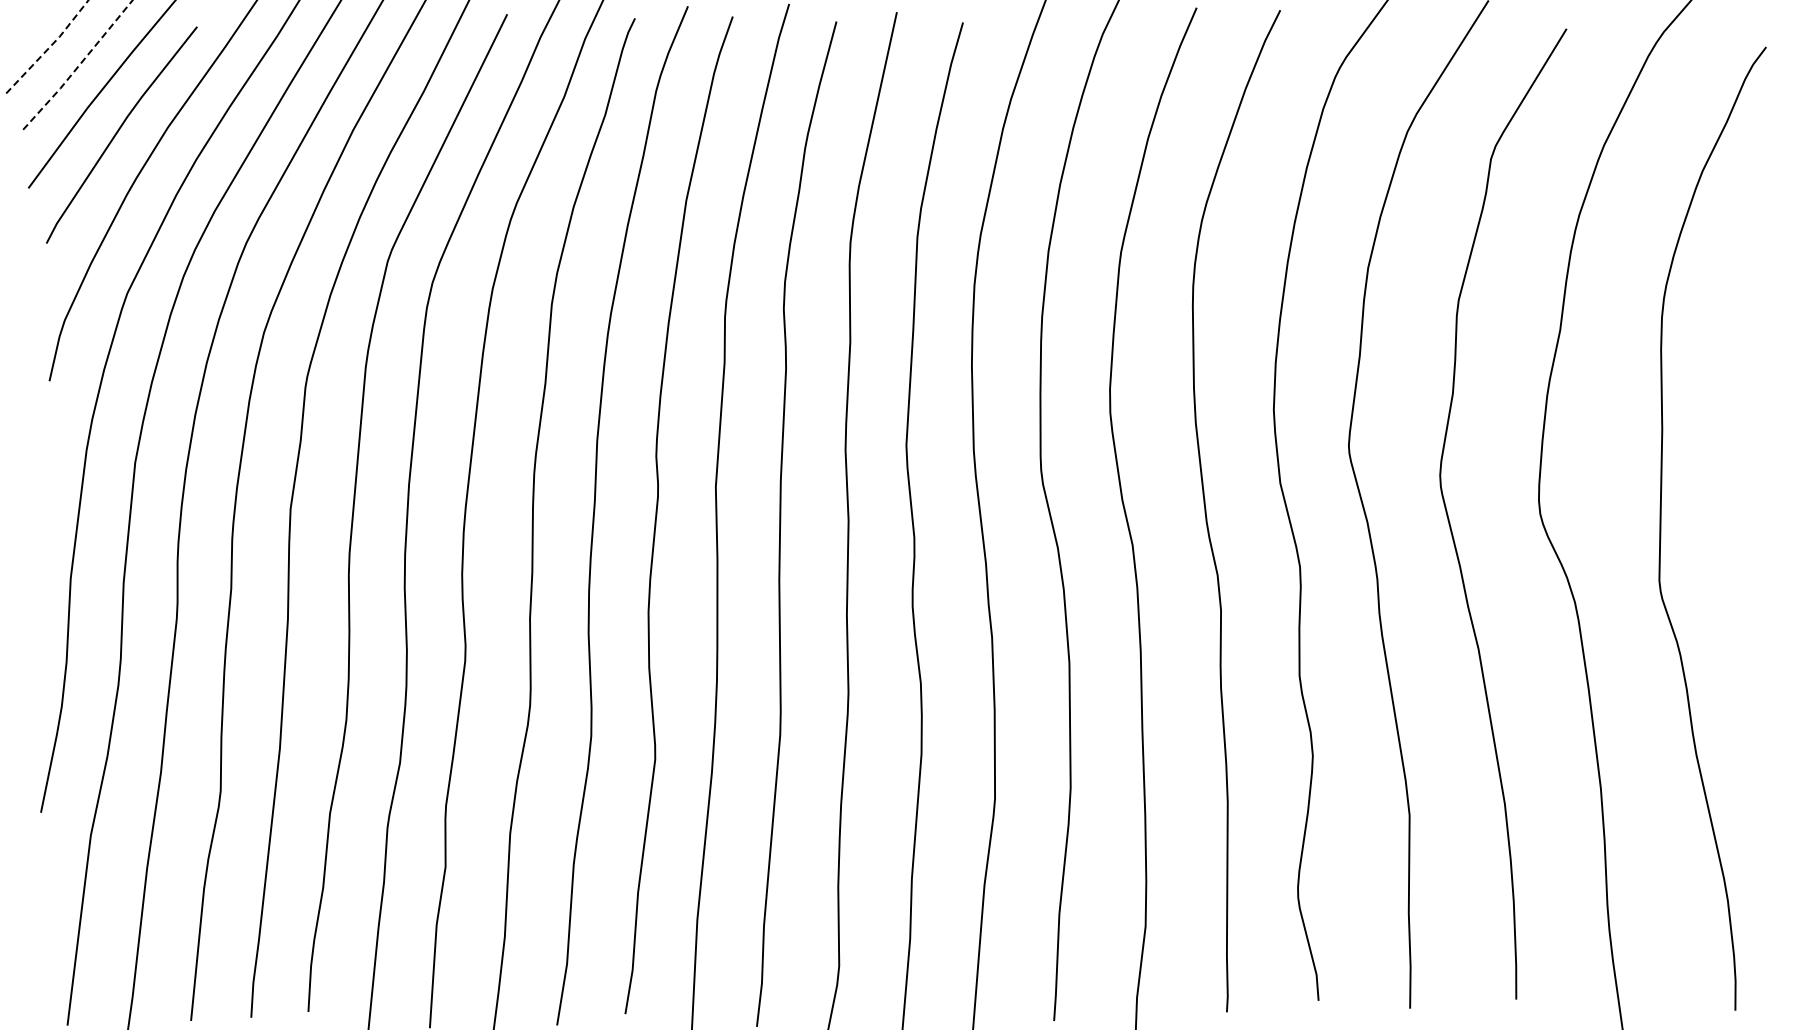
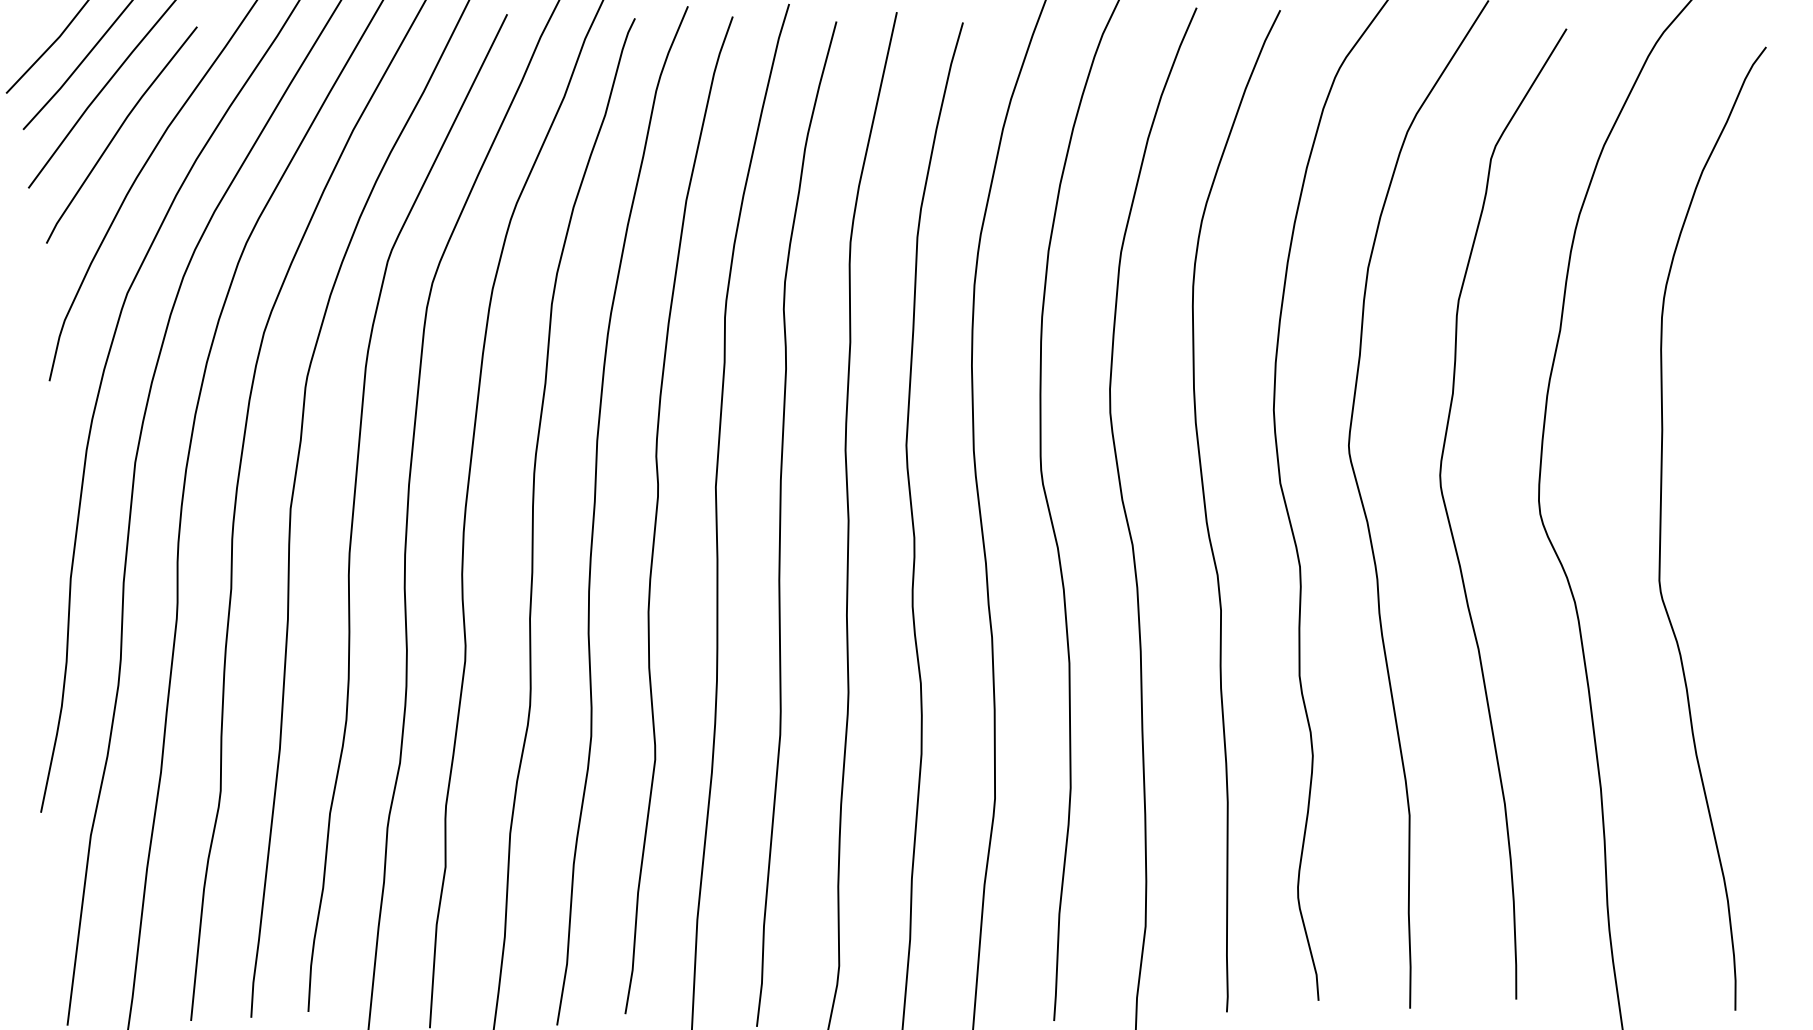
line: dashed -> solid (48, 48)
line: dashed -> solid (78, 66)
